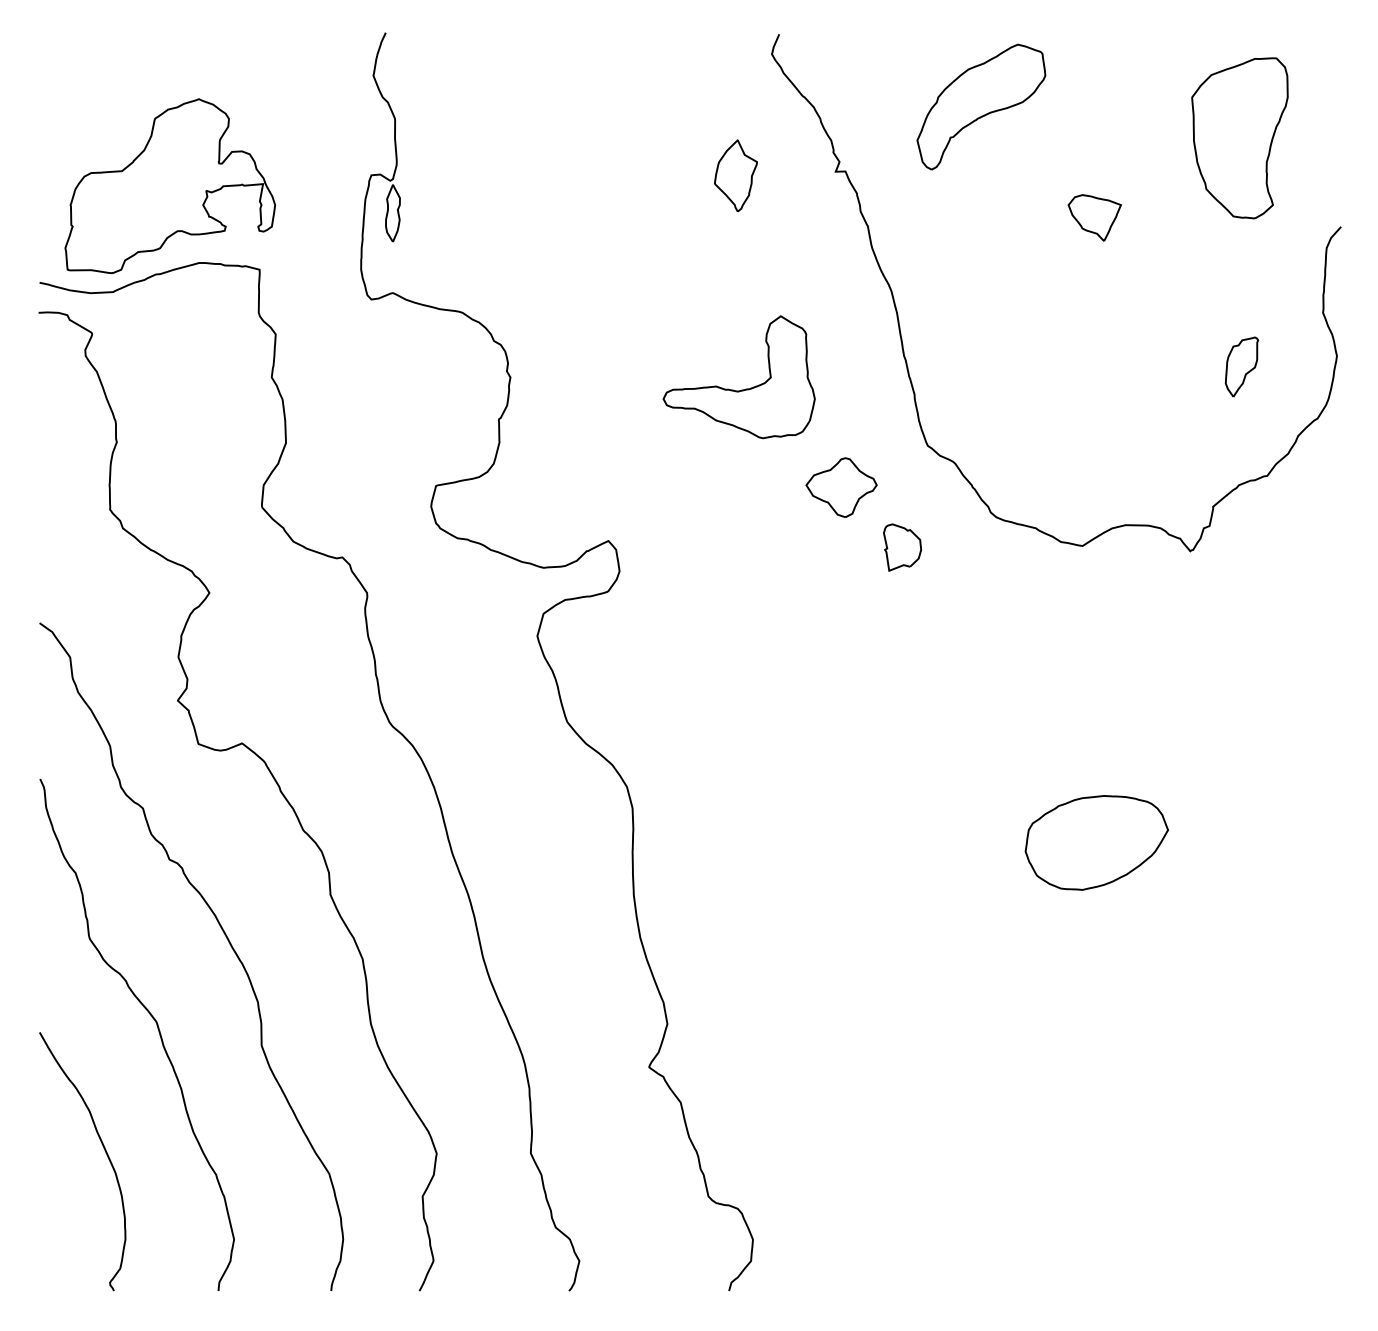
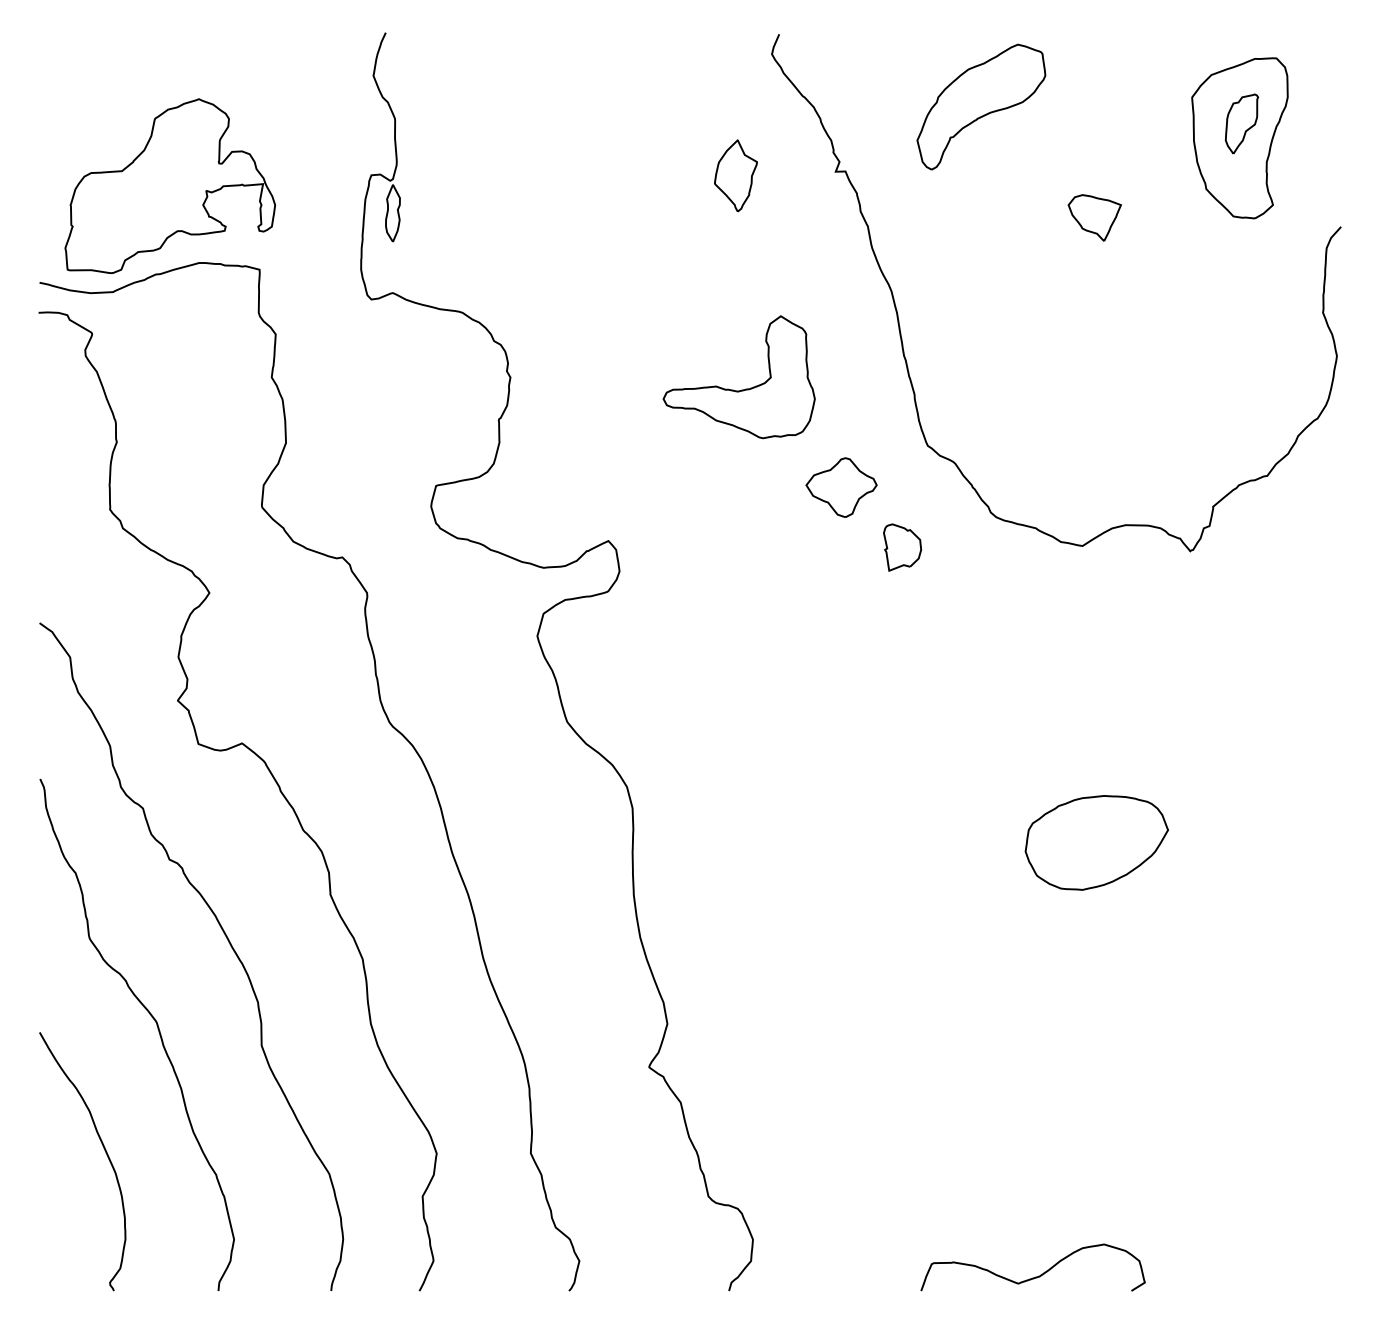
part position: (1241, 366) -> (1241, 123) (1241, 123)
curve: none -> present (1035, 1276)
